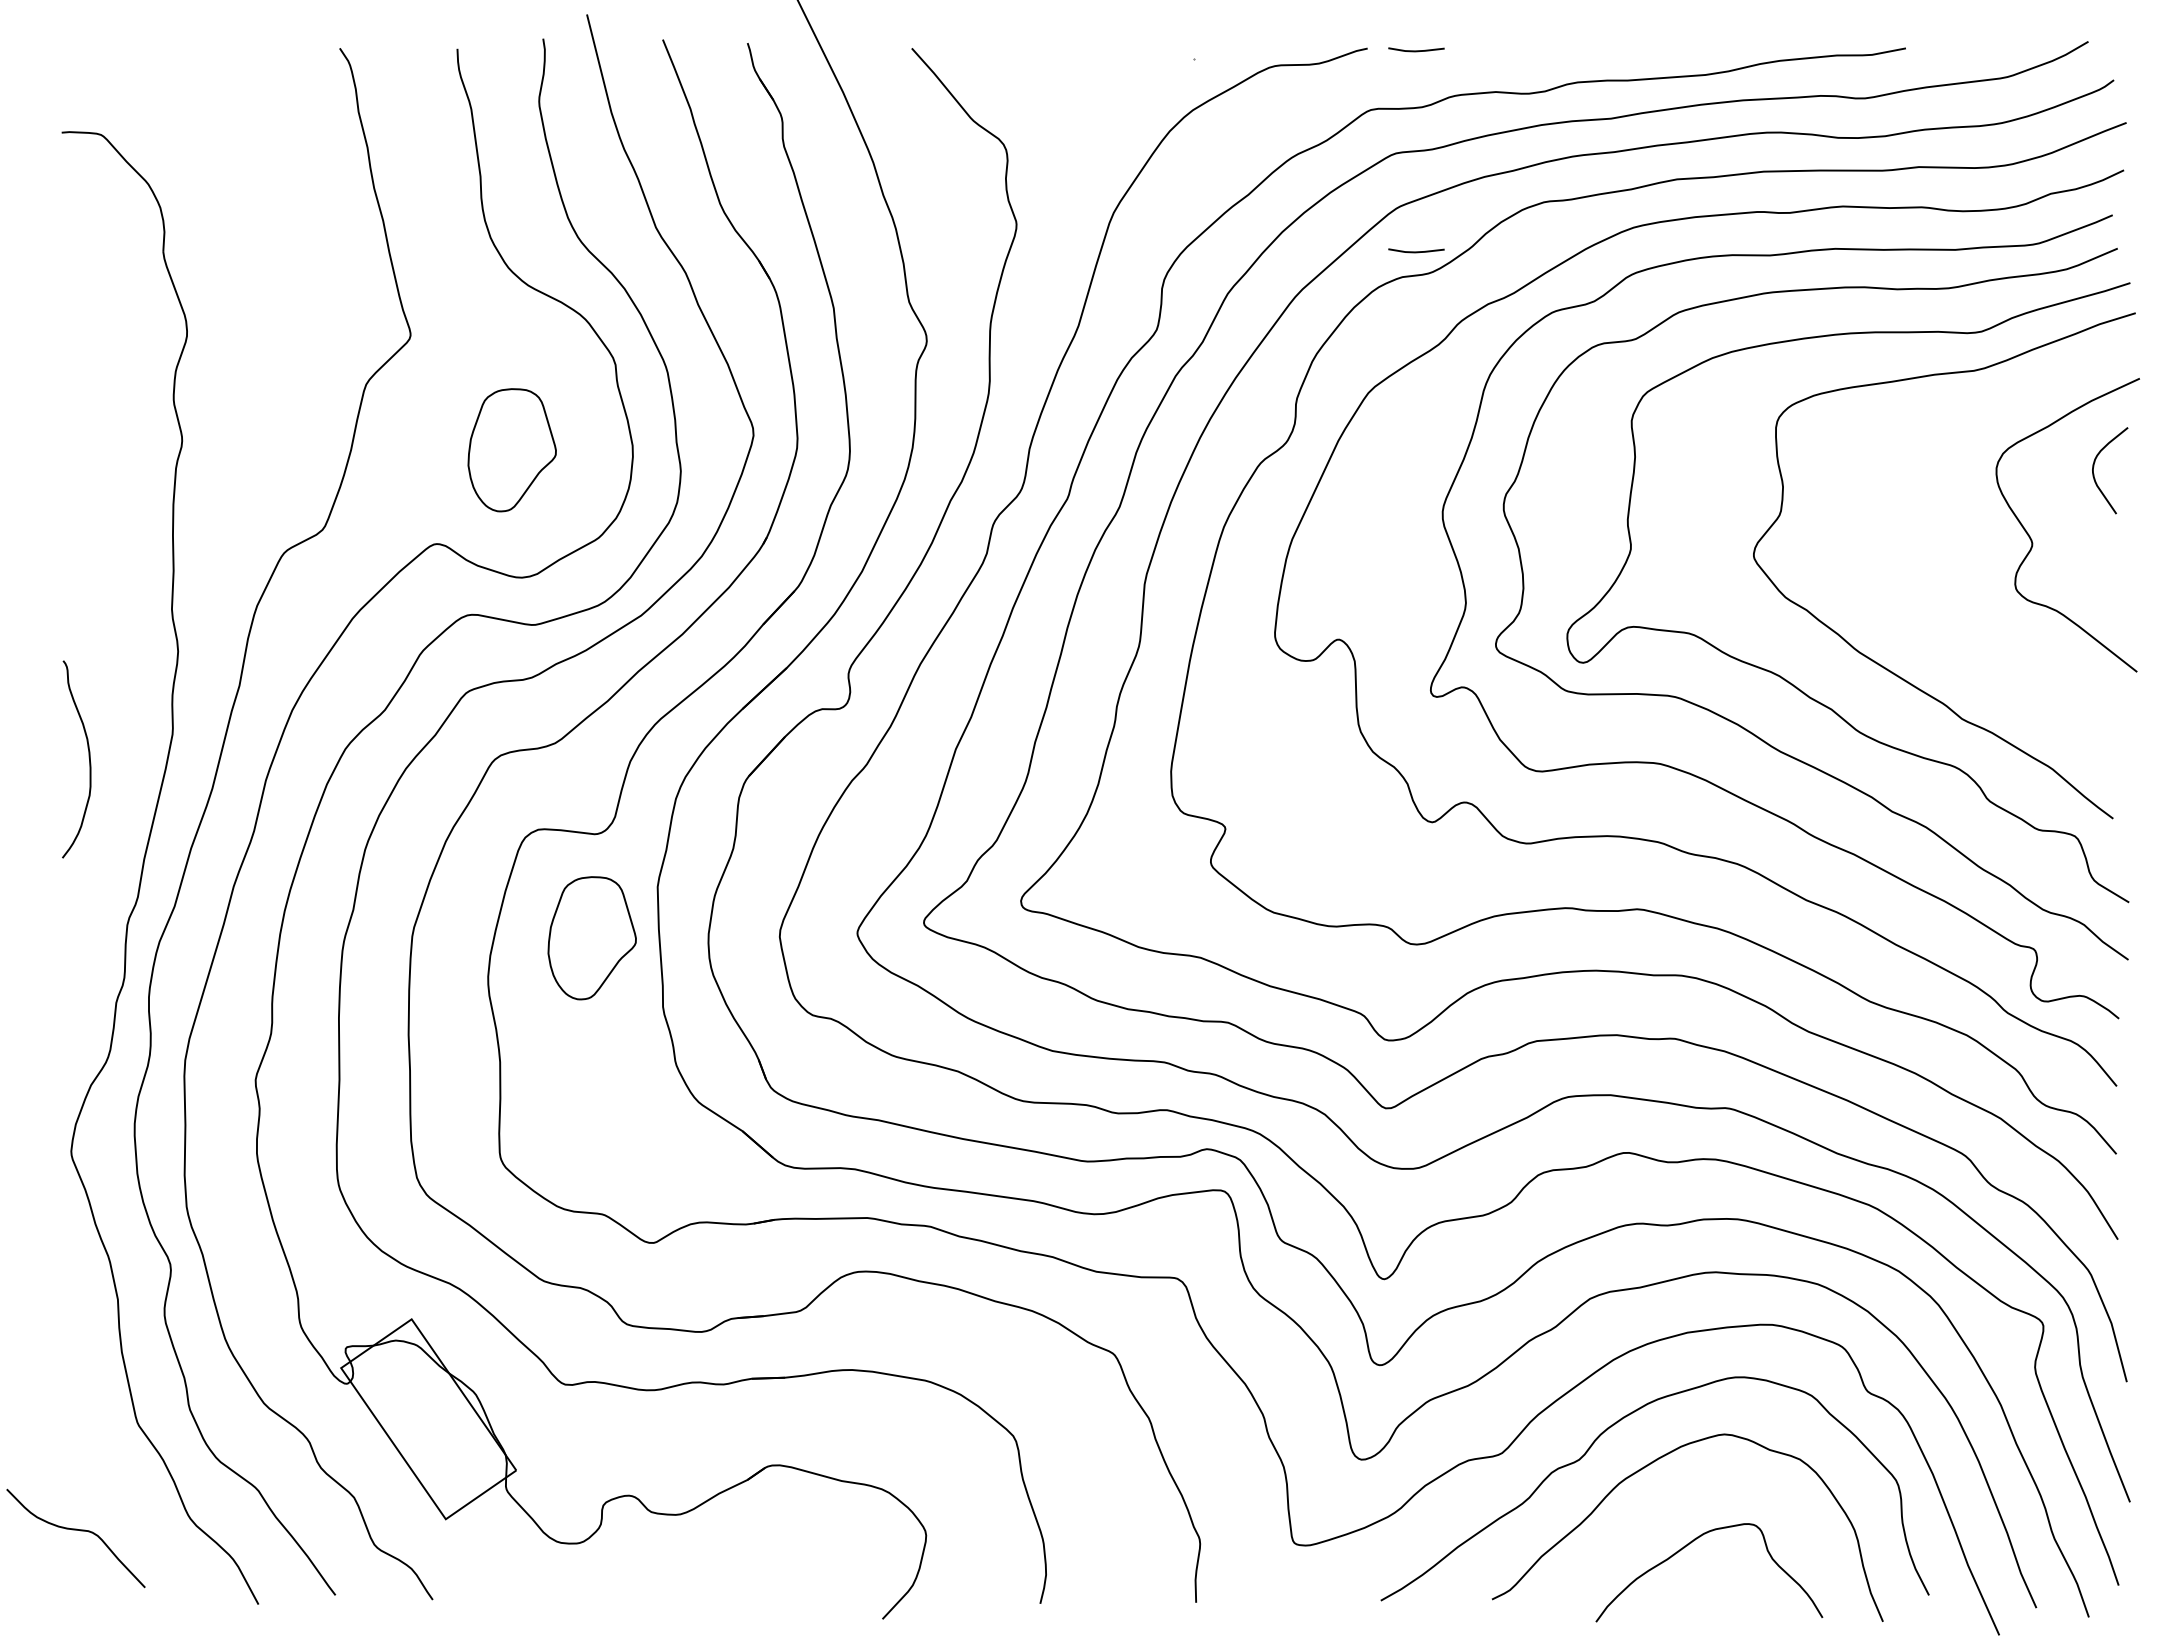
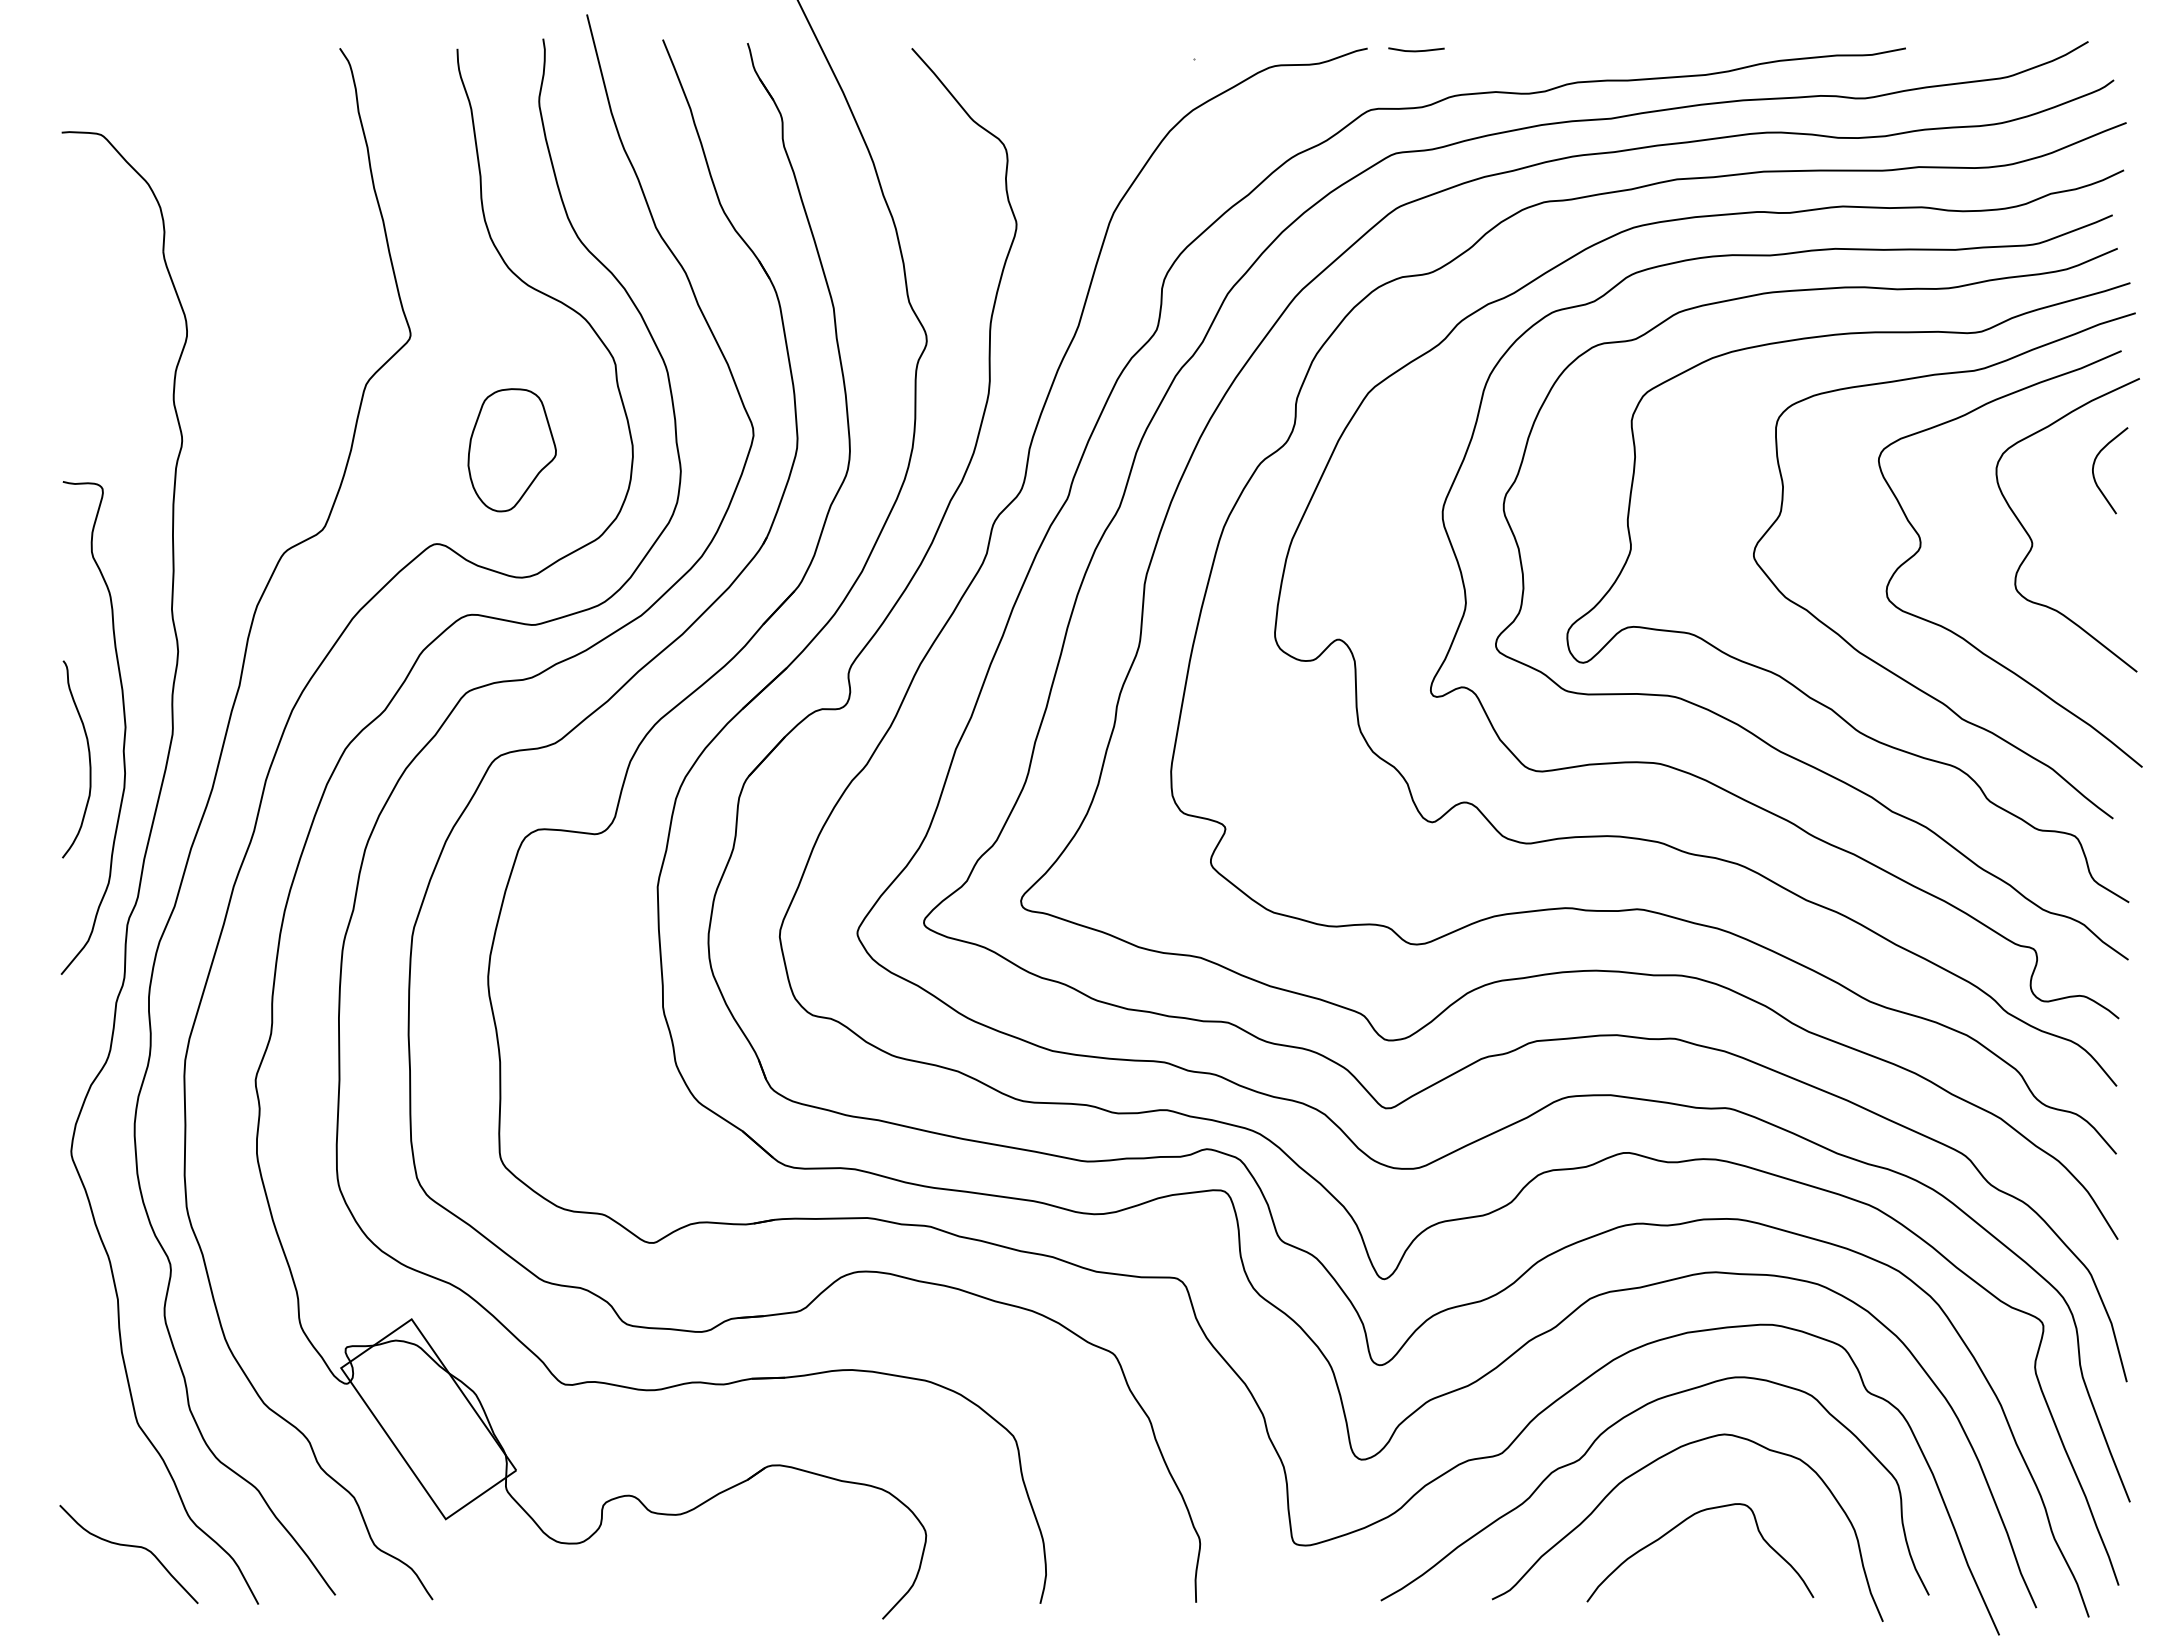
line: present -> none (1416, 251)
curve: none -> present (1921, 547)
curve: none -> present (124, 727)
part: present -> none (591, 938)
curve position: (75, 1530) -> (128, 1546) (128, 1546)
curve position: (1687, 1546) -> (1678, 1526) (1678, 1526)
